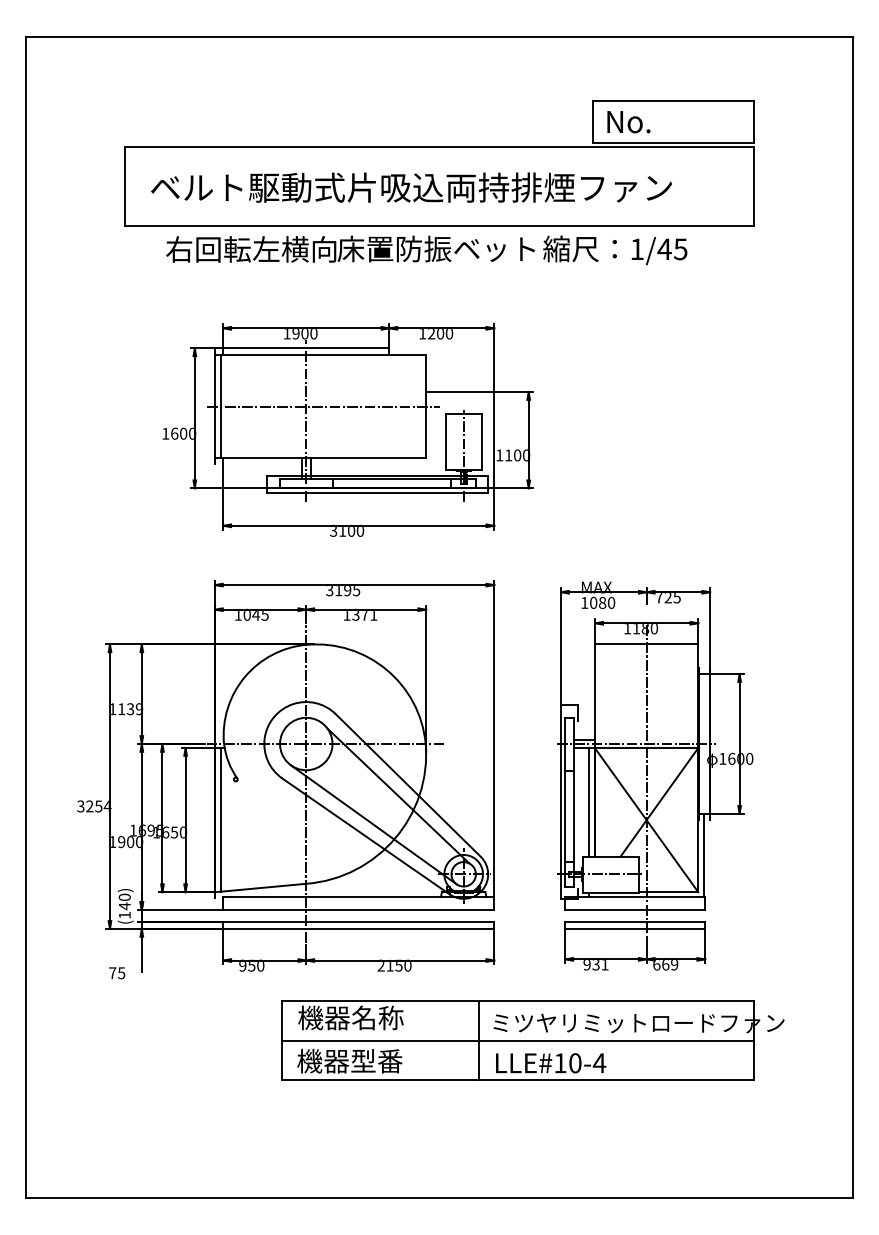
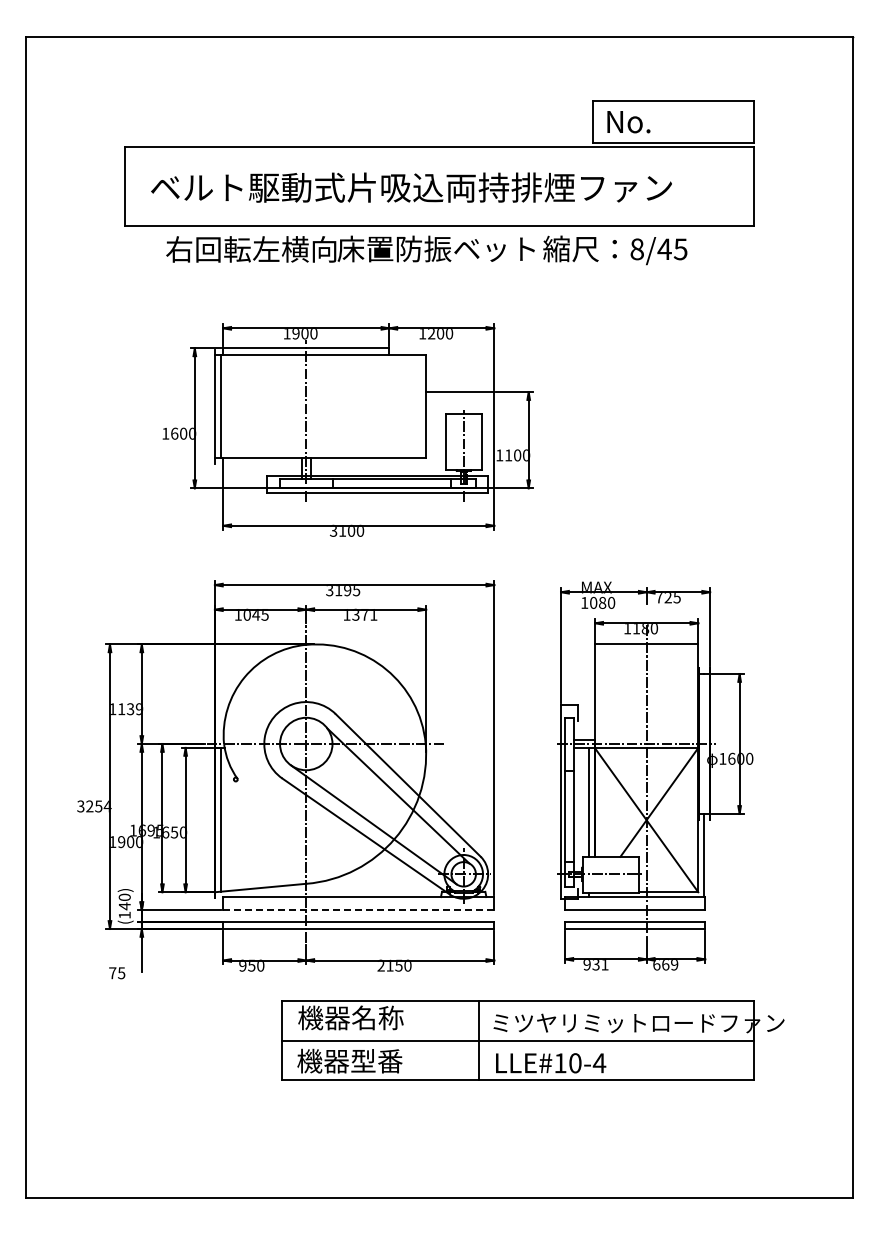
text: 1/45 -> 8/45 (636, 249)
line: present -> none (323, 406)
line: solid -> dashed (358, 910)
